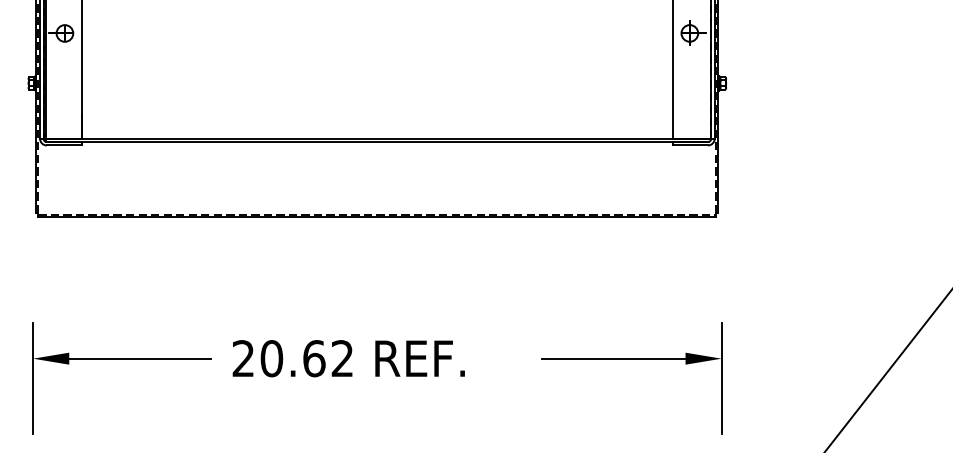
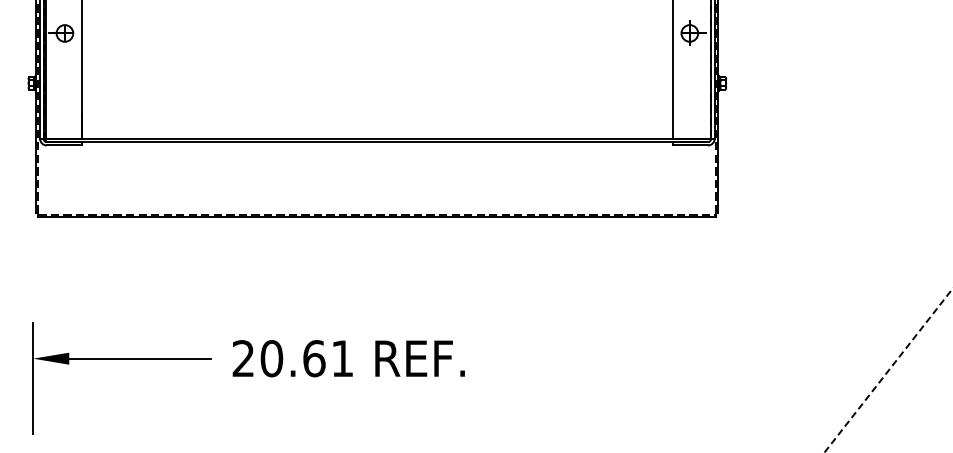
text: 20.62 -> 20.61 (341, 358)
part: present -> none (631, 359)
line: solid -> dashed (888, 370)
